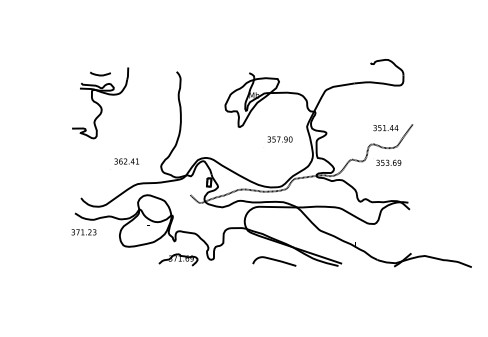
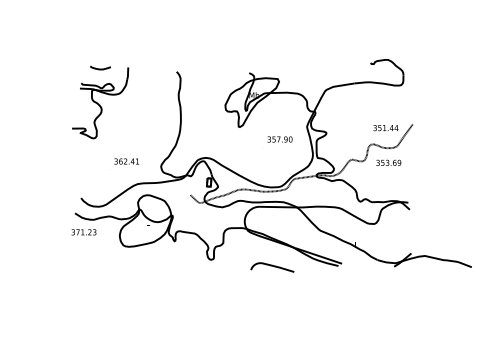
curve position: (100, 74) -> (100, 68) (100, 68)
part: present -> none (178, 259)
curve position: (274, 260) -> (272, 266) (272, 266)
